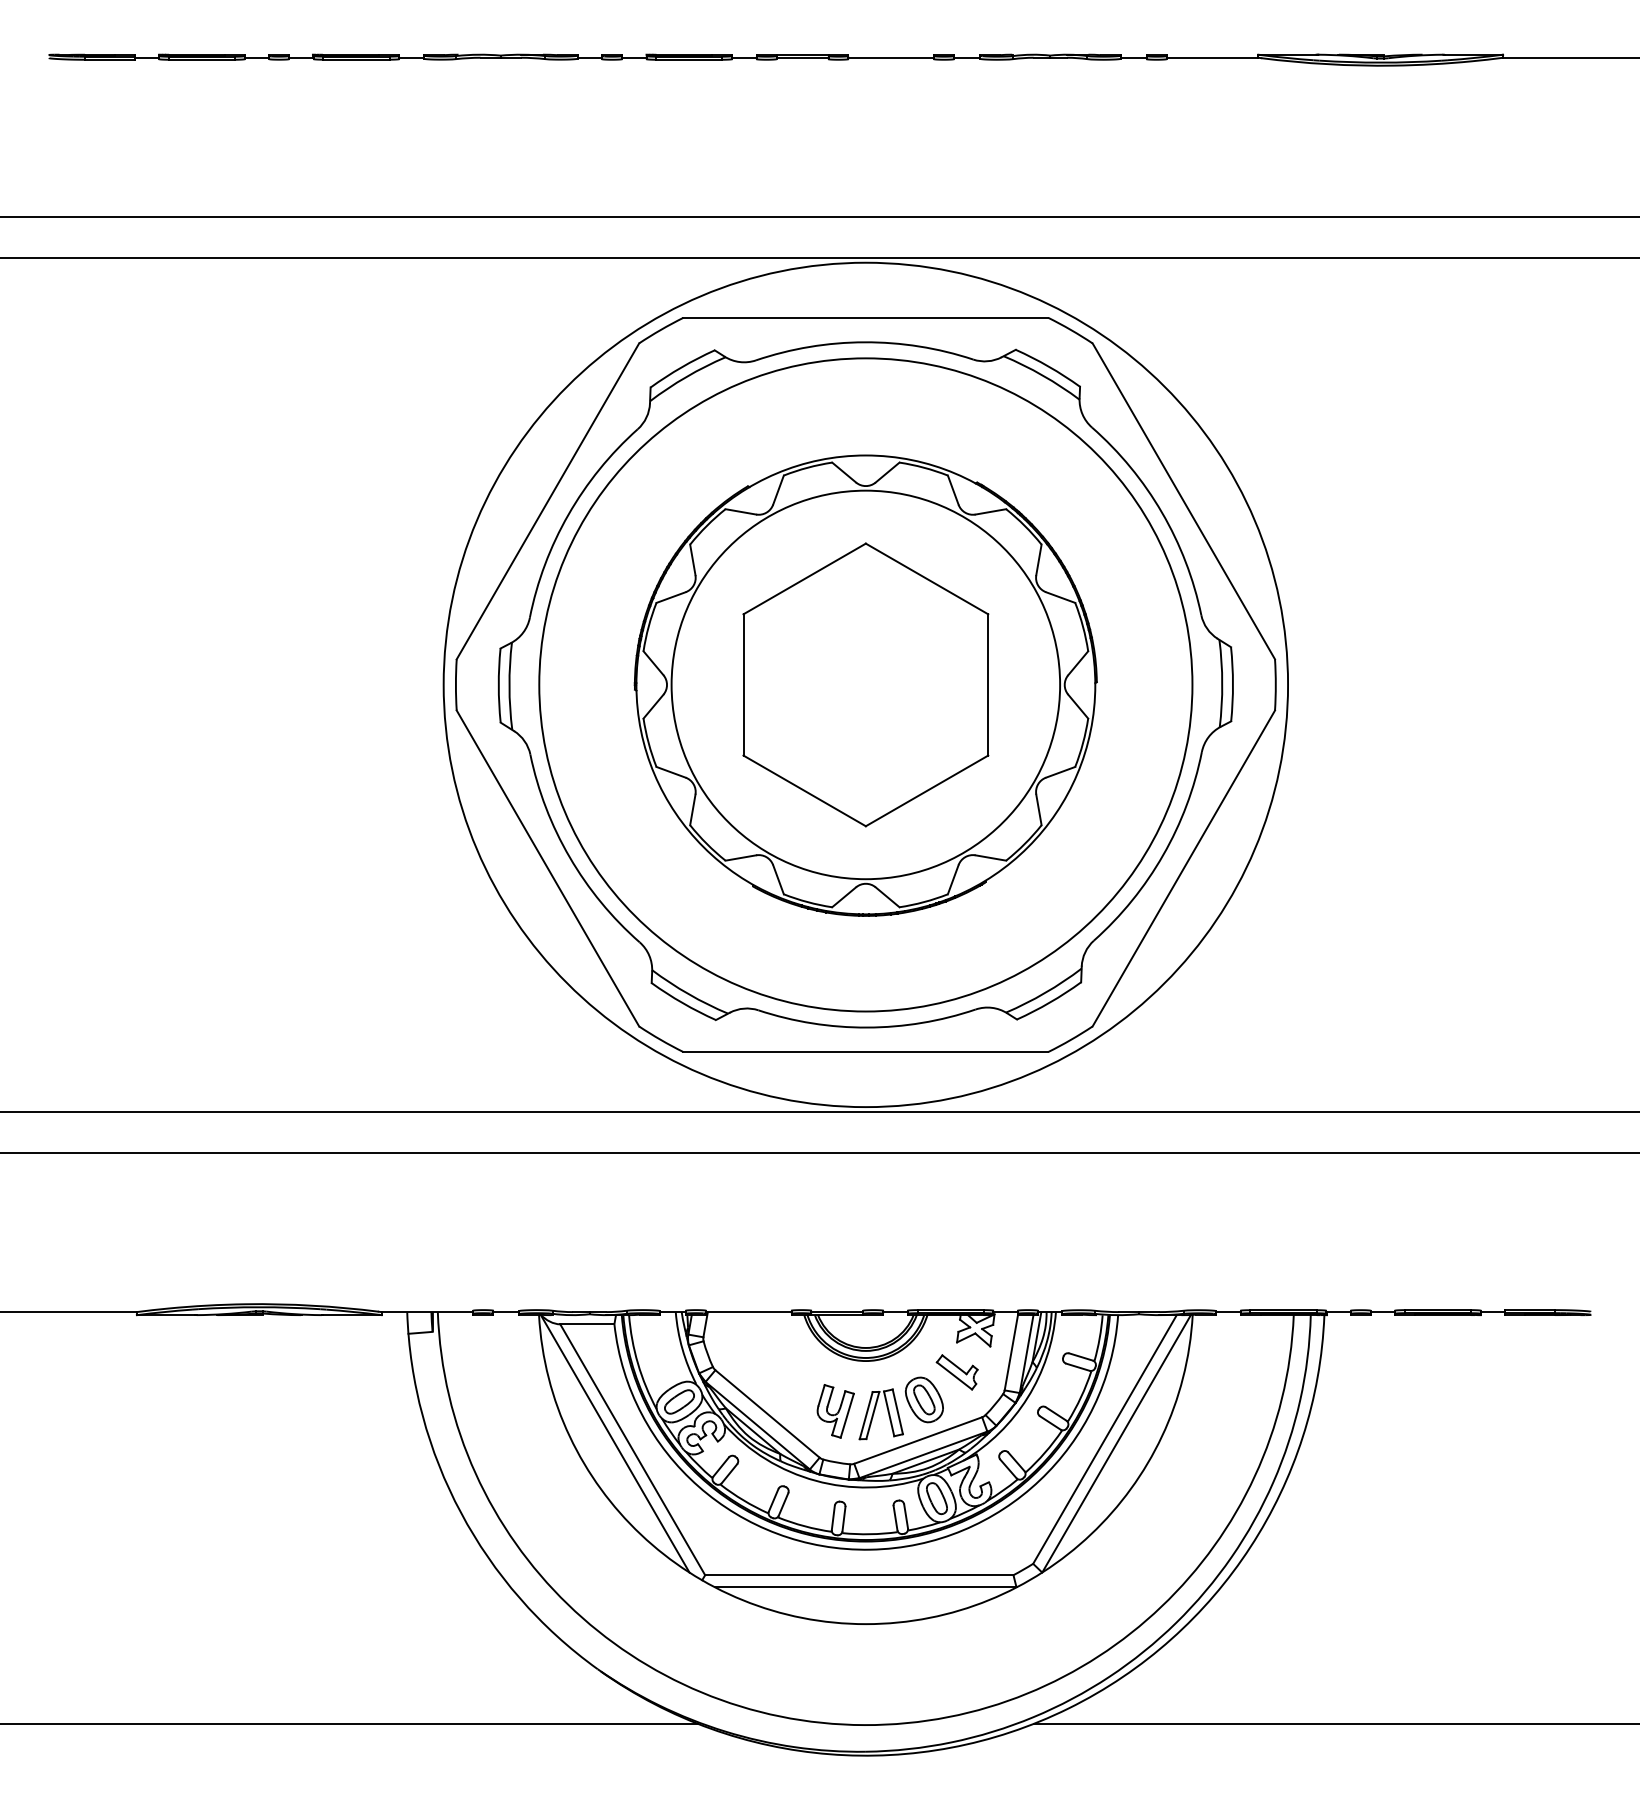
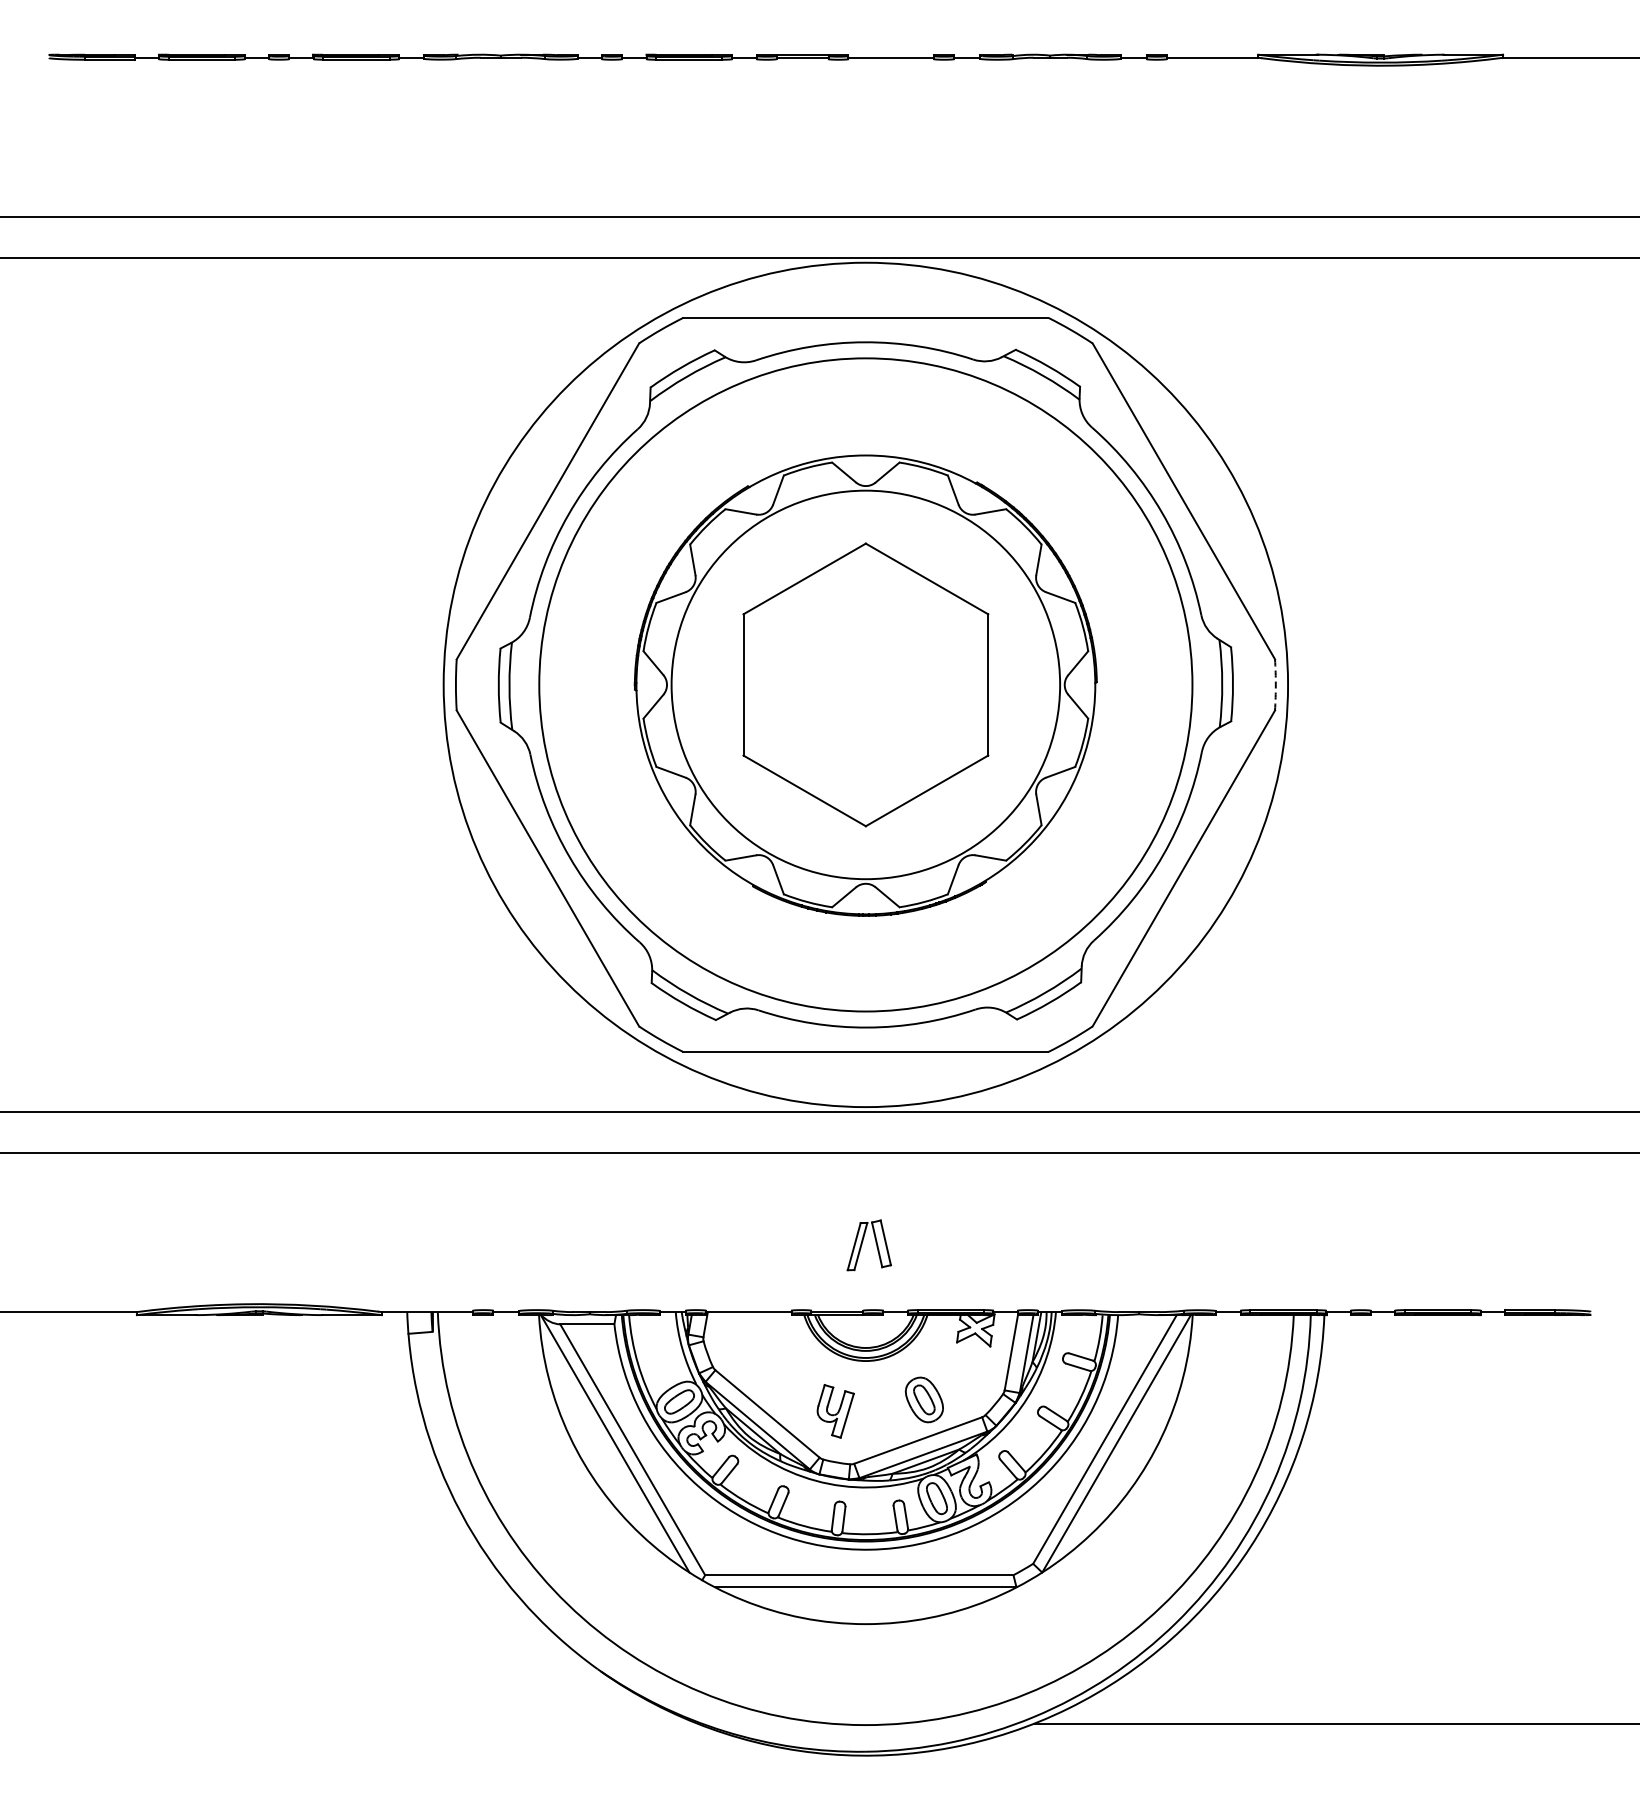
arc: solid -> dashed (1275, 684)
part: present -> none (956, 1372)
part position: (880, 1414) -> (868, 1245) (868, 1245)
line: present -> none (350, 1723)
